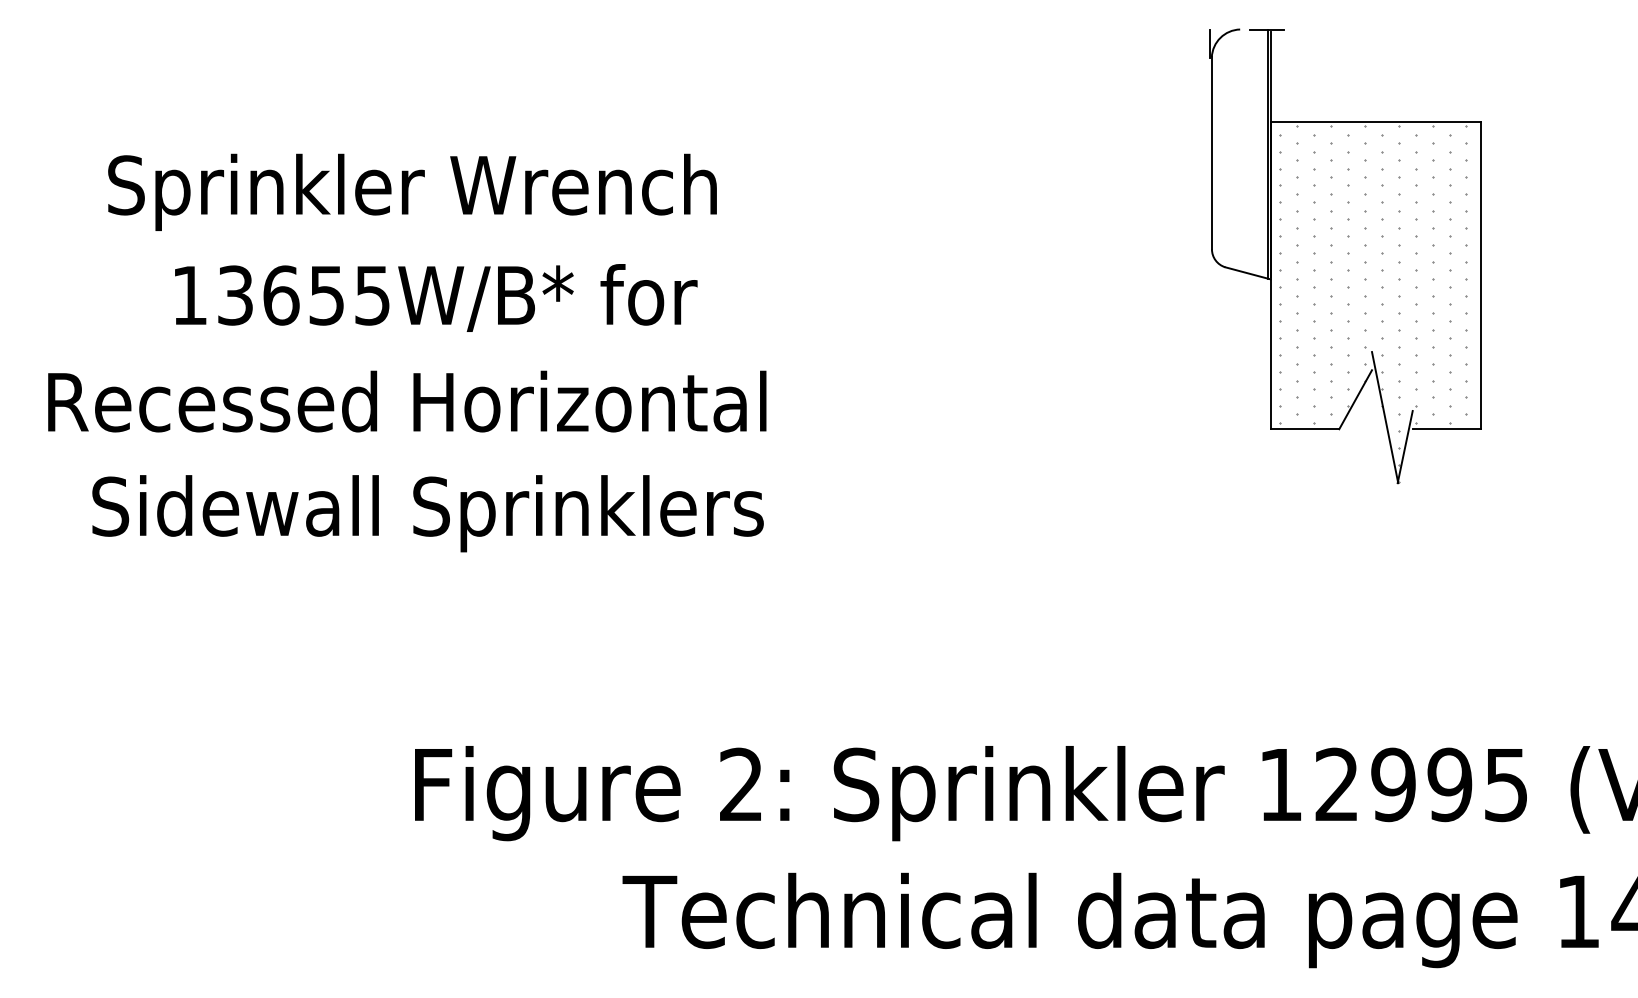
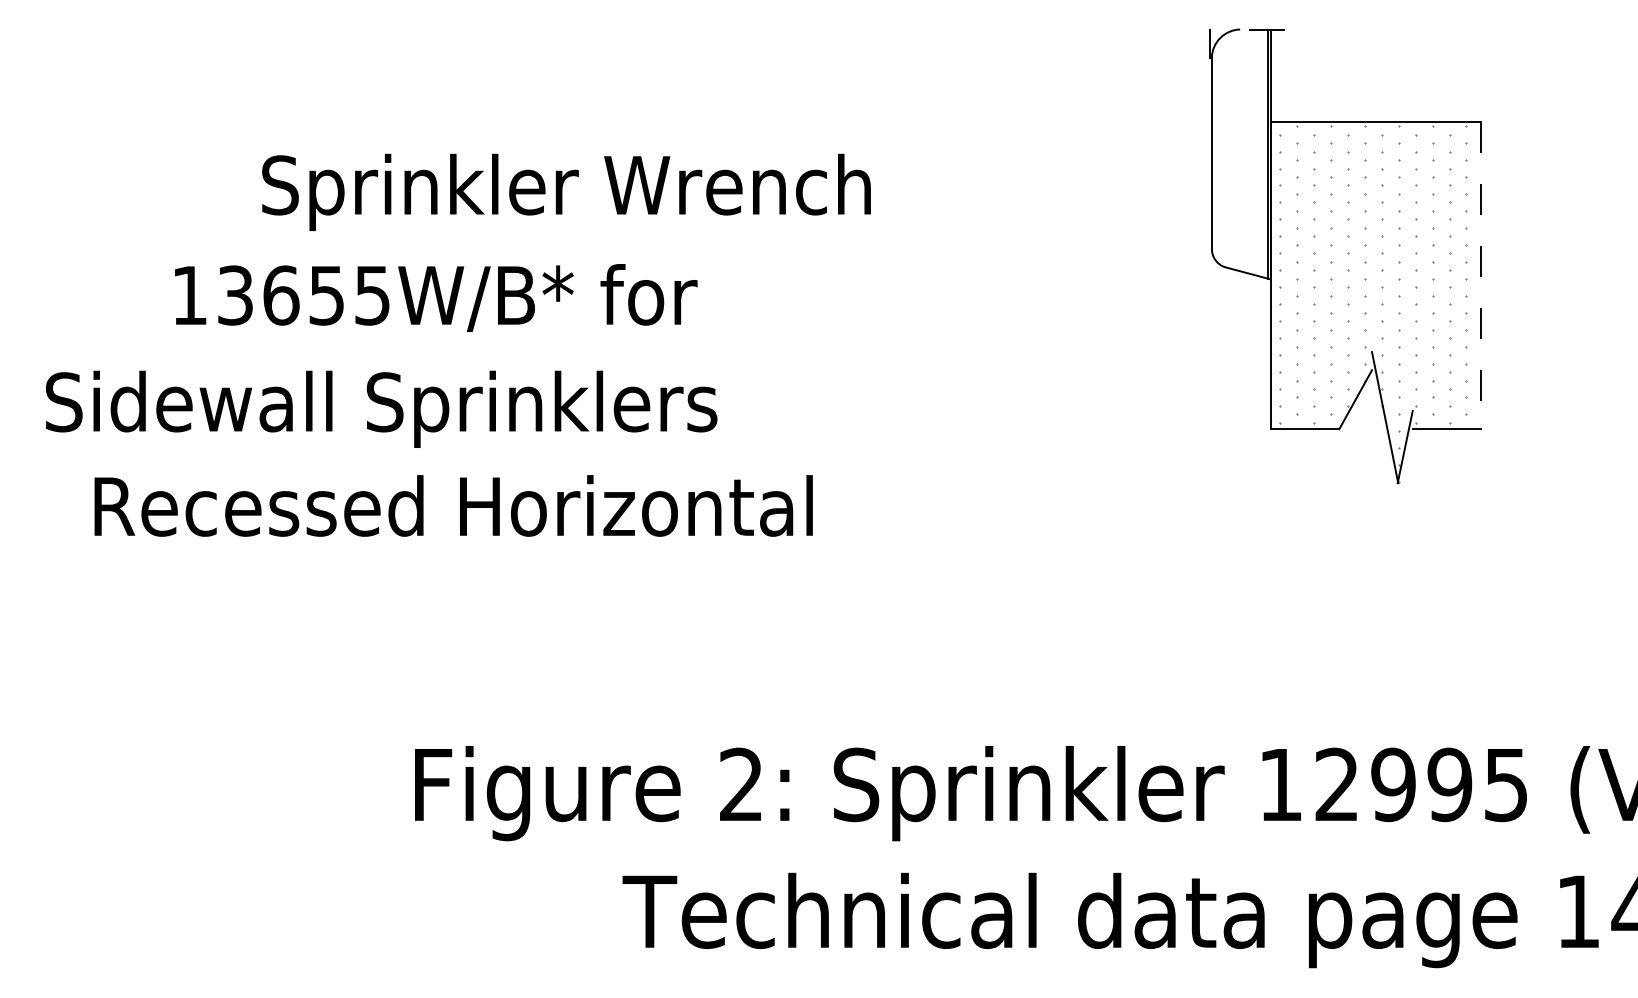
text position: (412, 191) -> (566, 191) (566, 191)
line: solid -> dashed (1480, 275)
text: Recessed Horizontal -> Sidewall Sprinklers (405, 408)
text: Sidewall Sprinklers -> Recessed Horizontal (452, 513)
